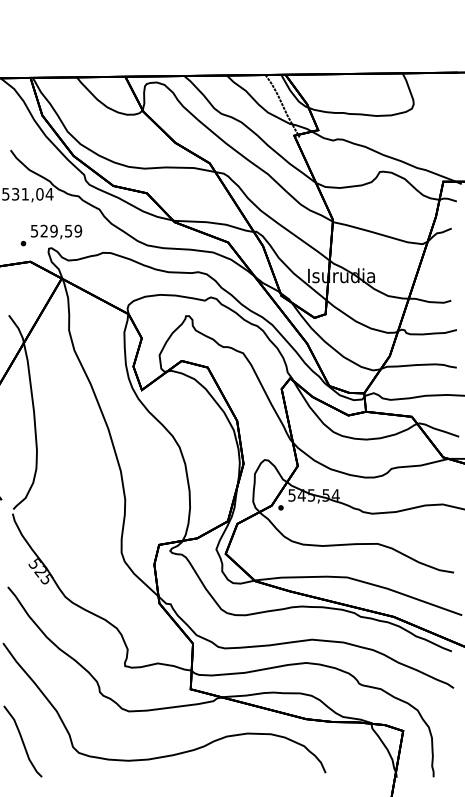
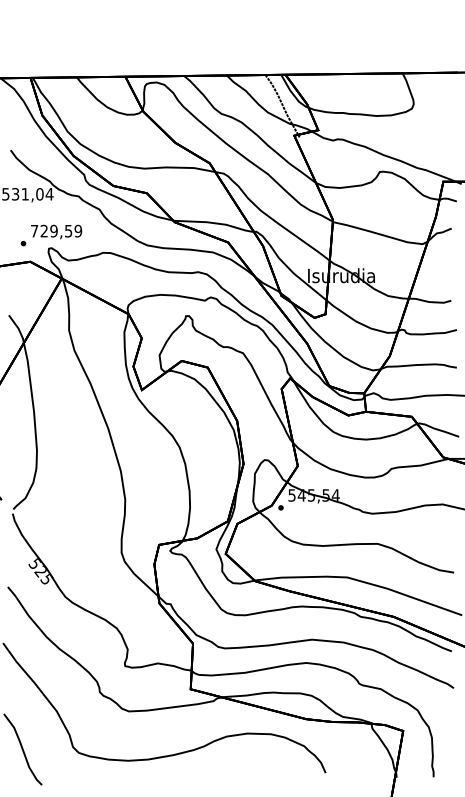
text: 529,59 -> 729,59 (34, 231)
curve position: (22, 741) -> (22, 749) (22, 749)
